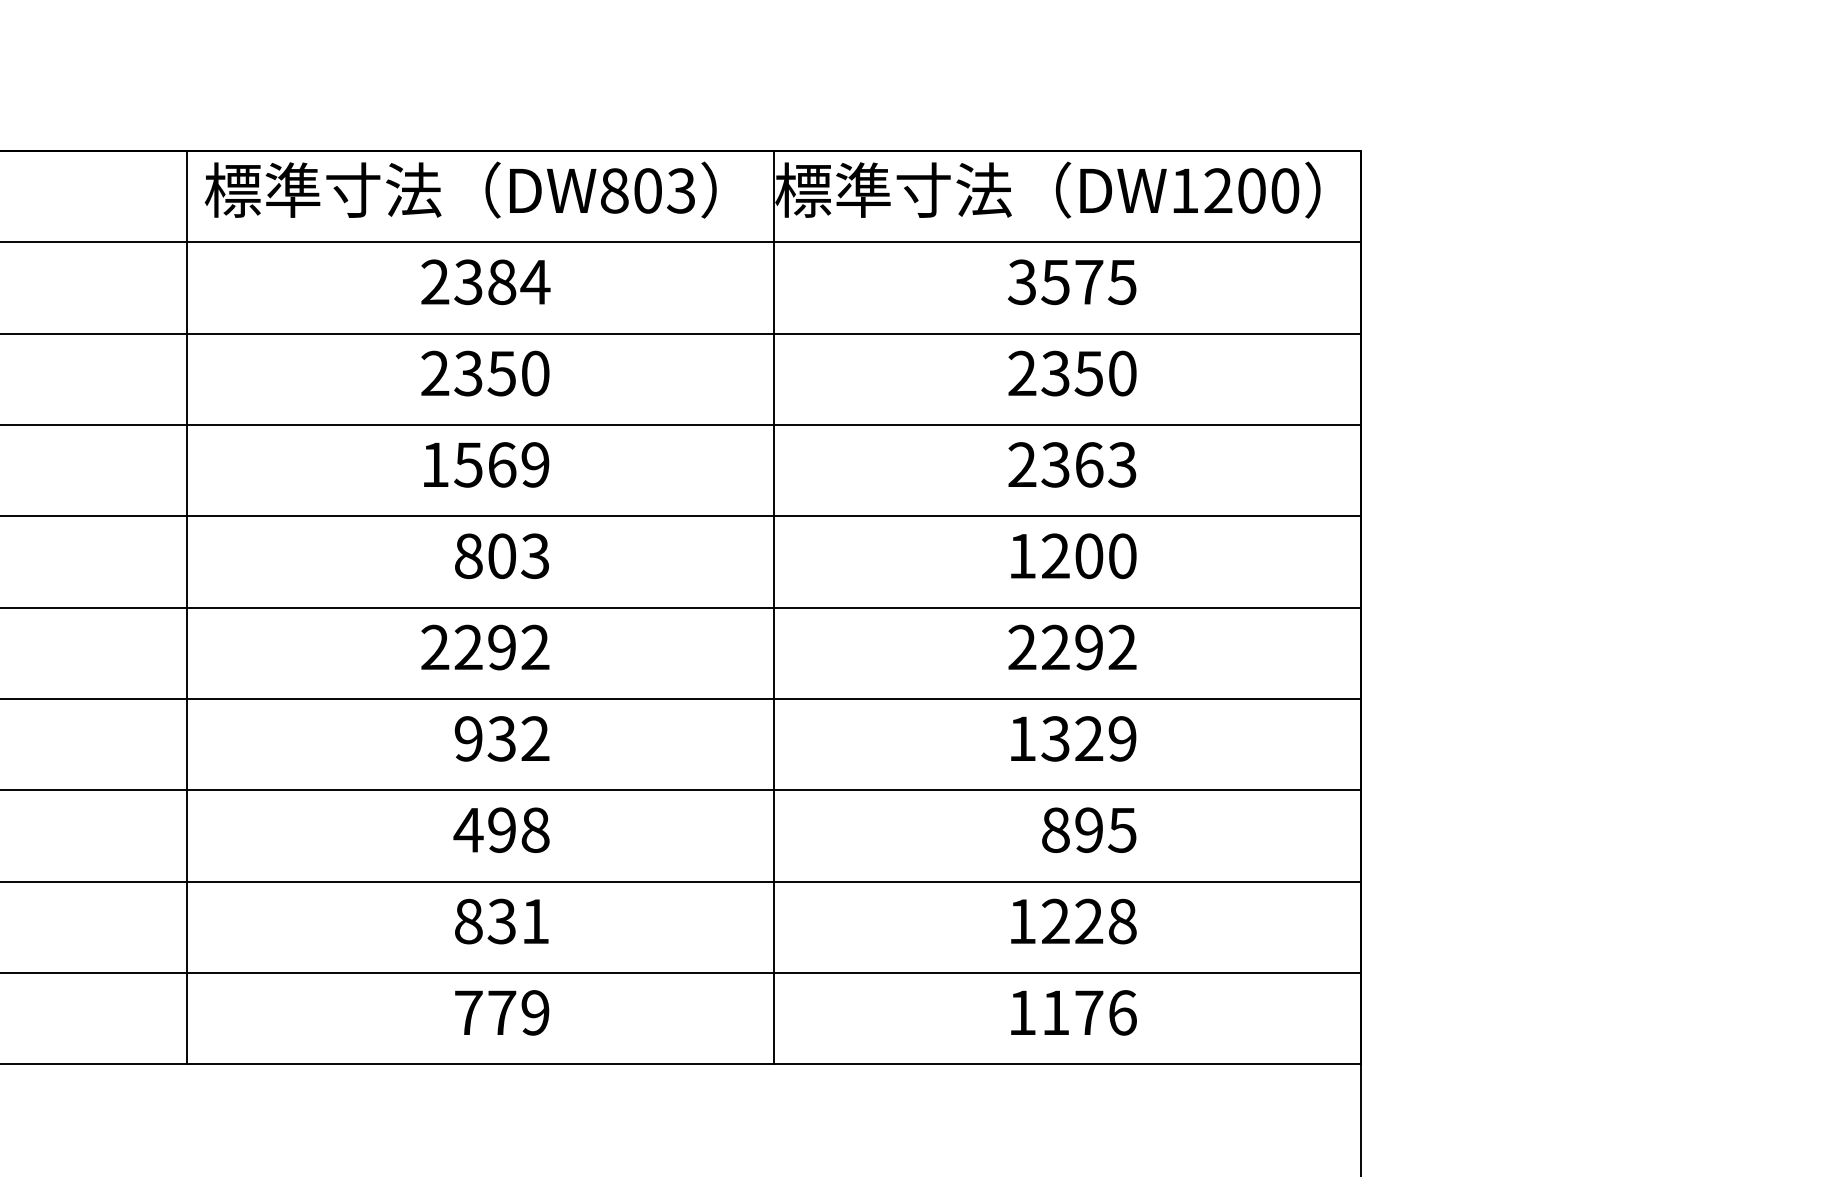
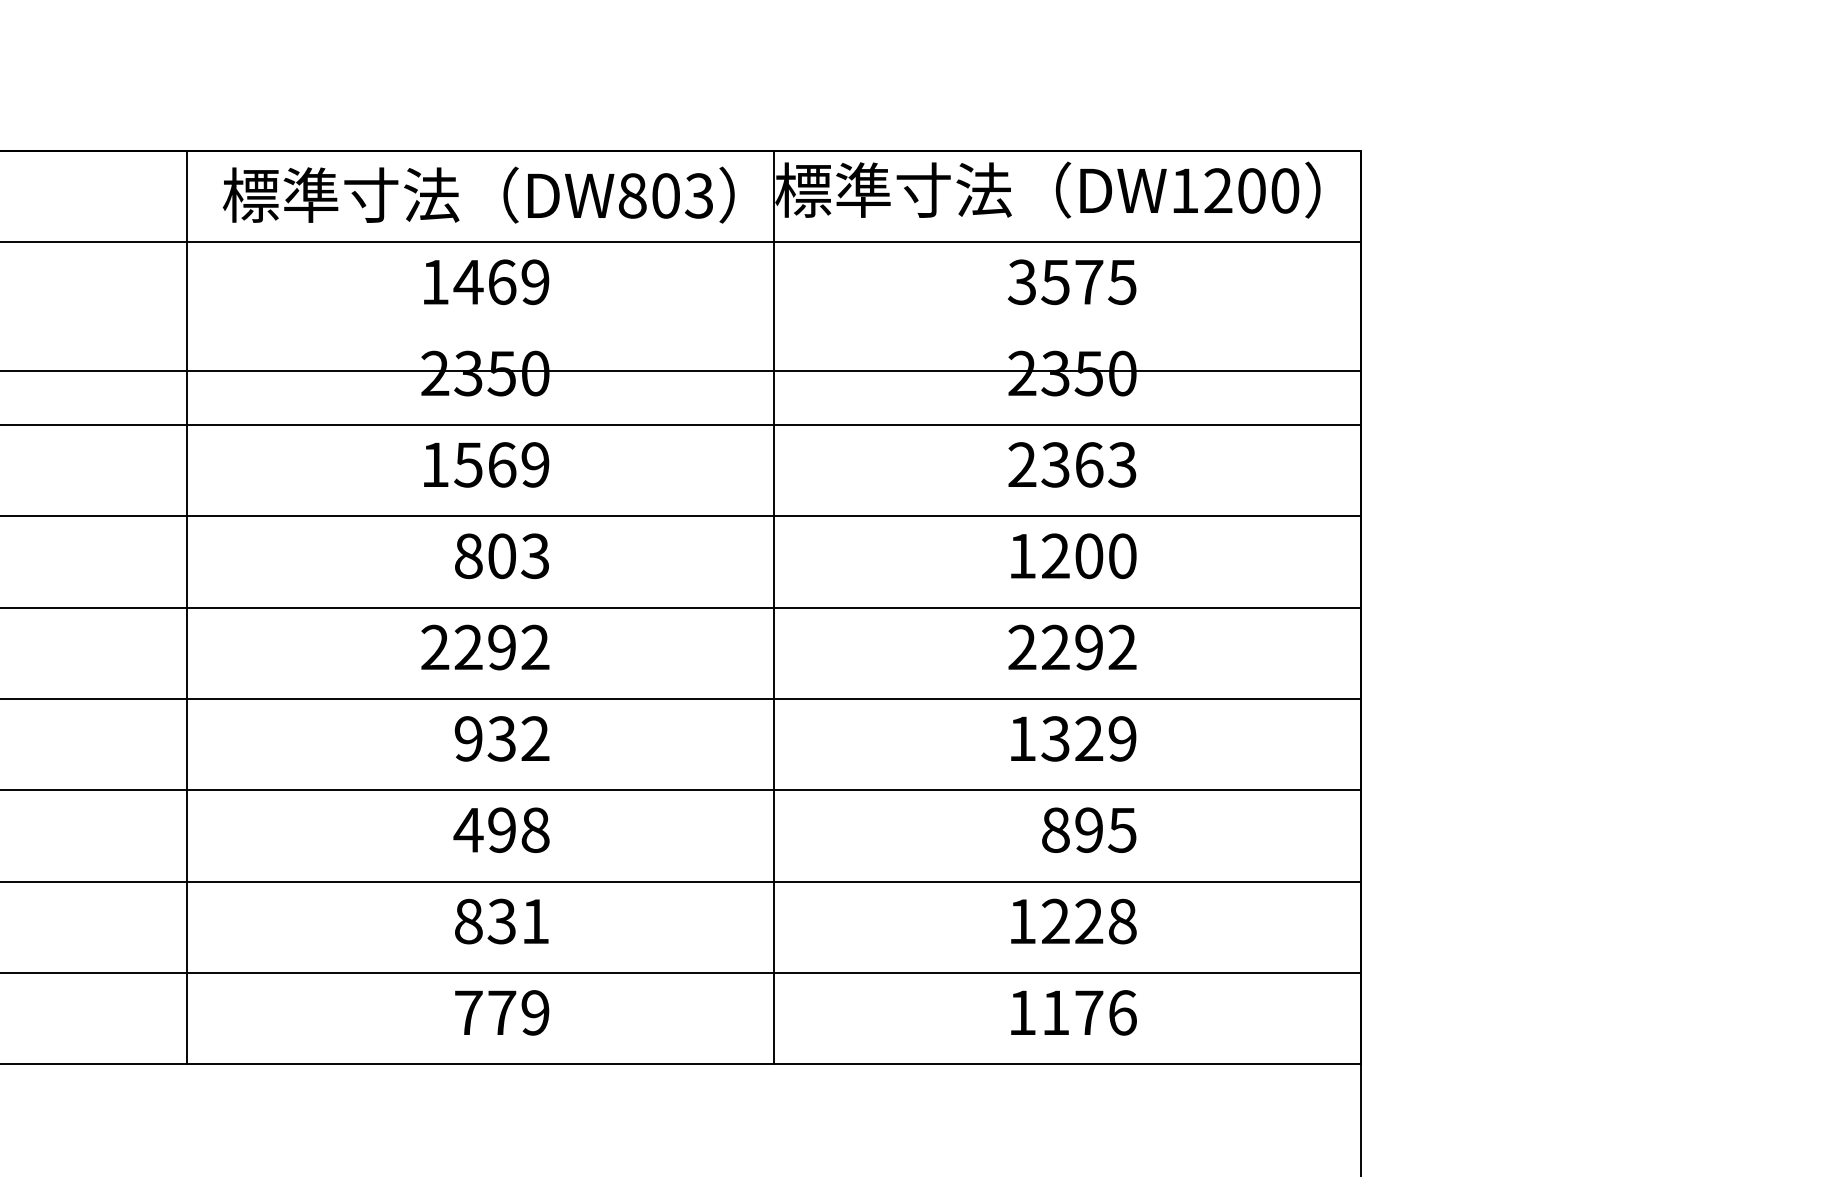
text position: (460, 189) -> (478, 194) (478, 194)
text: 2384 -> 1469 (485, 282)
line position: (681, 333) -> (681, 370) (681, 370)
